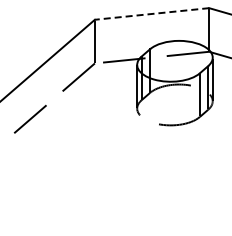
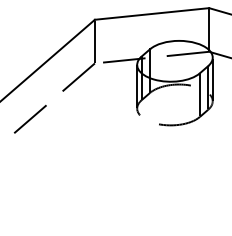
line: dashed -> solid (151, 14)
